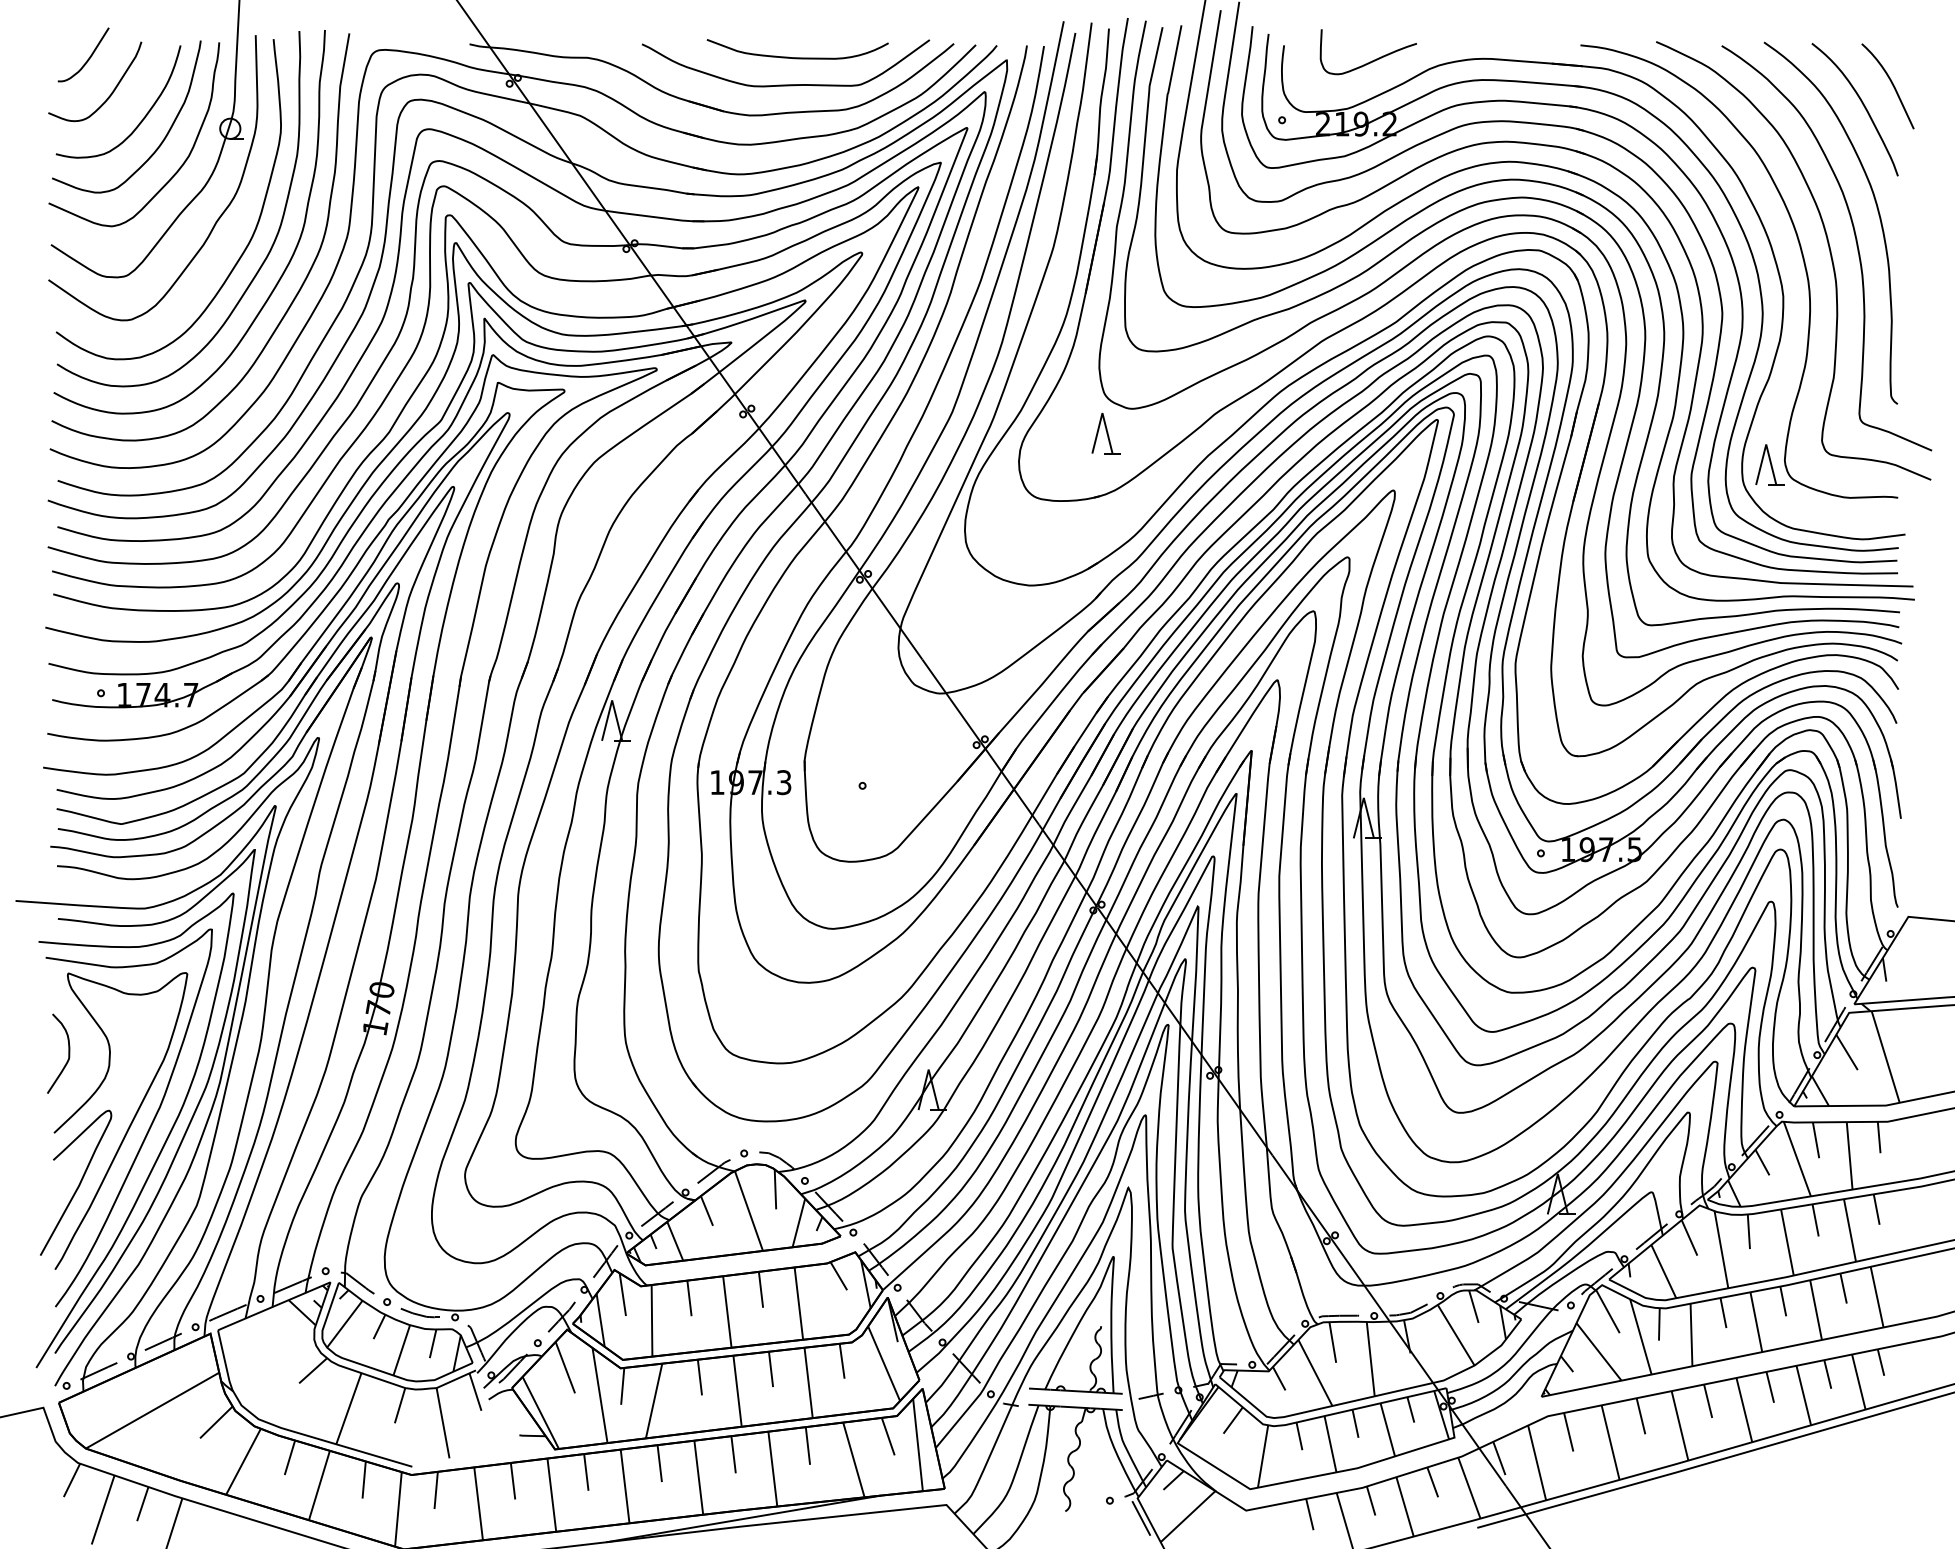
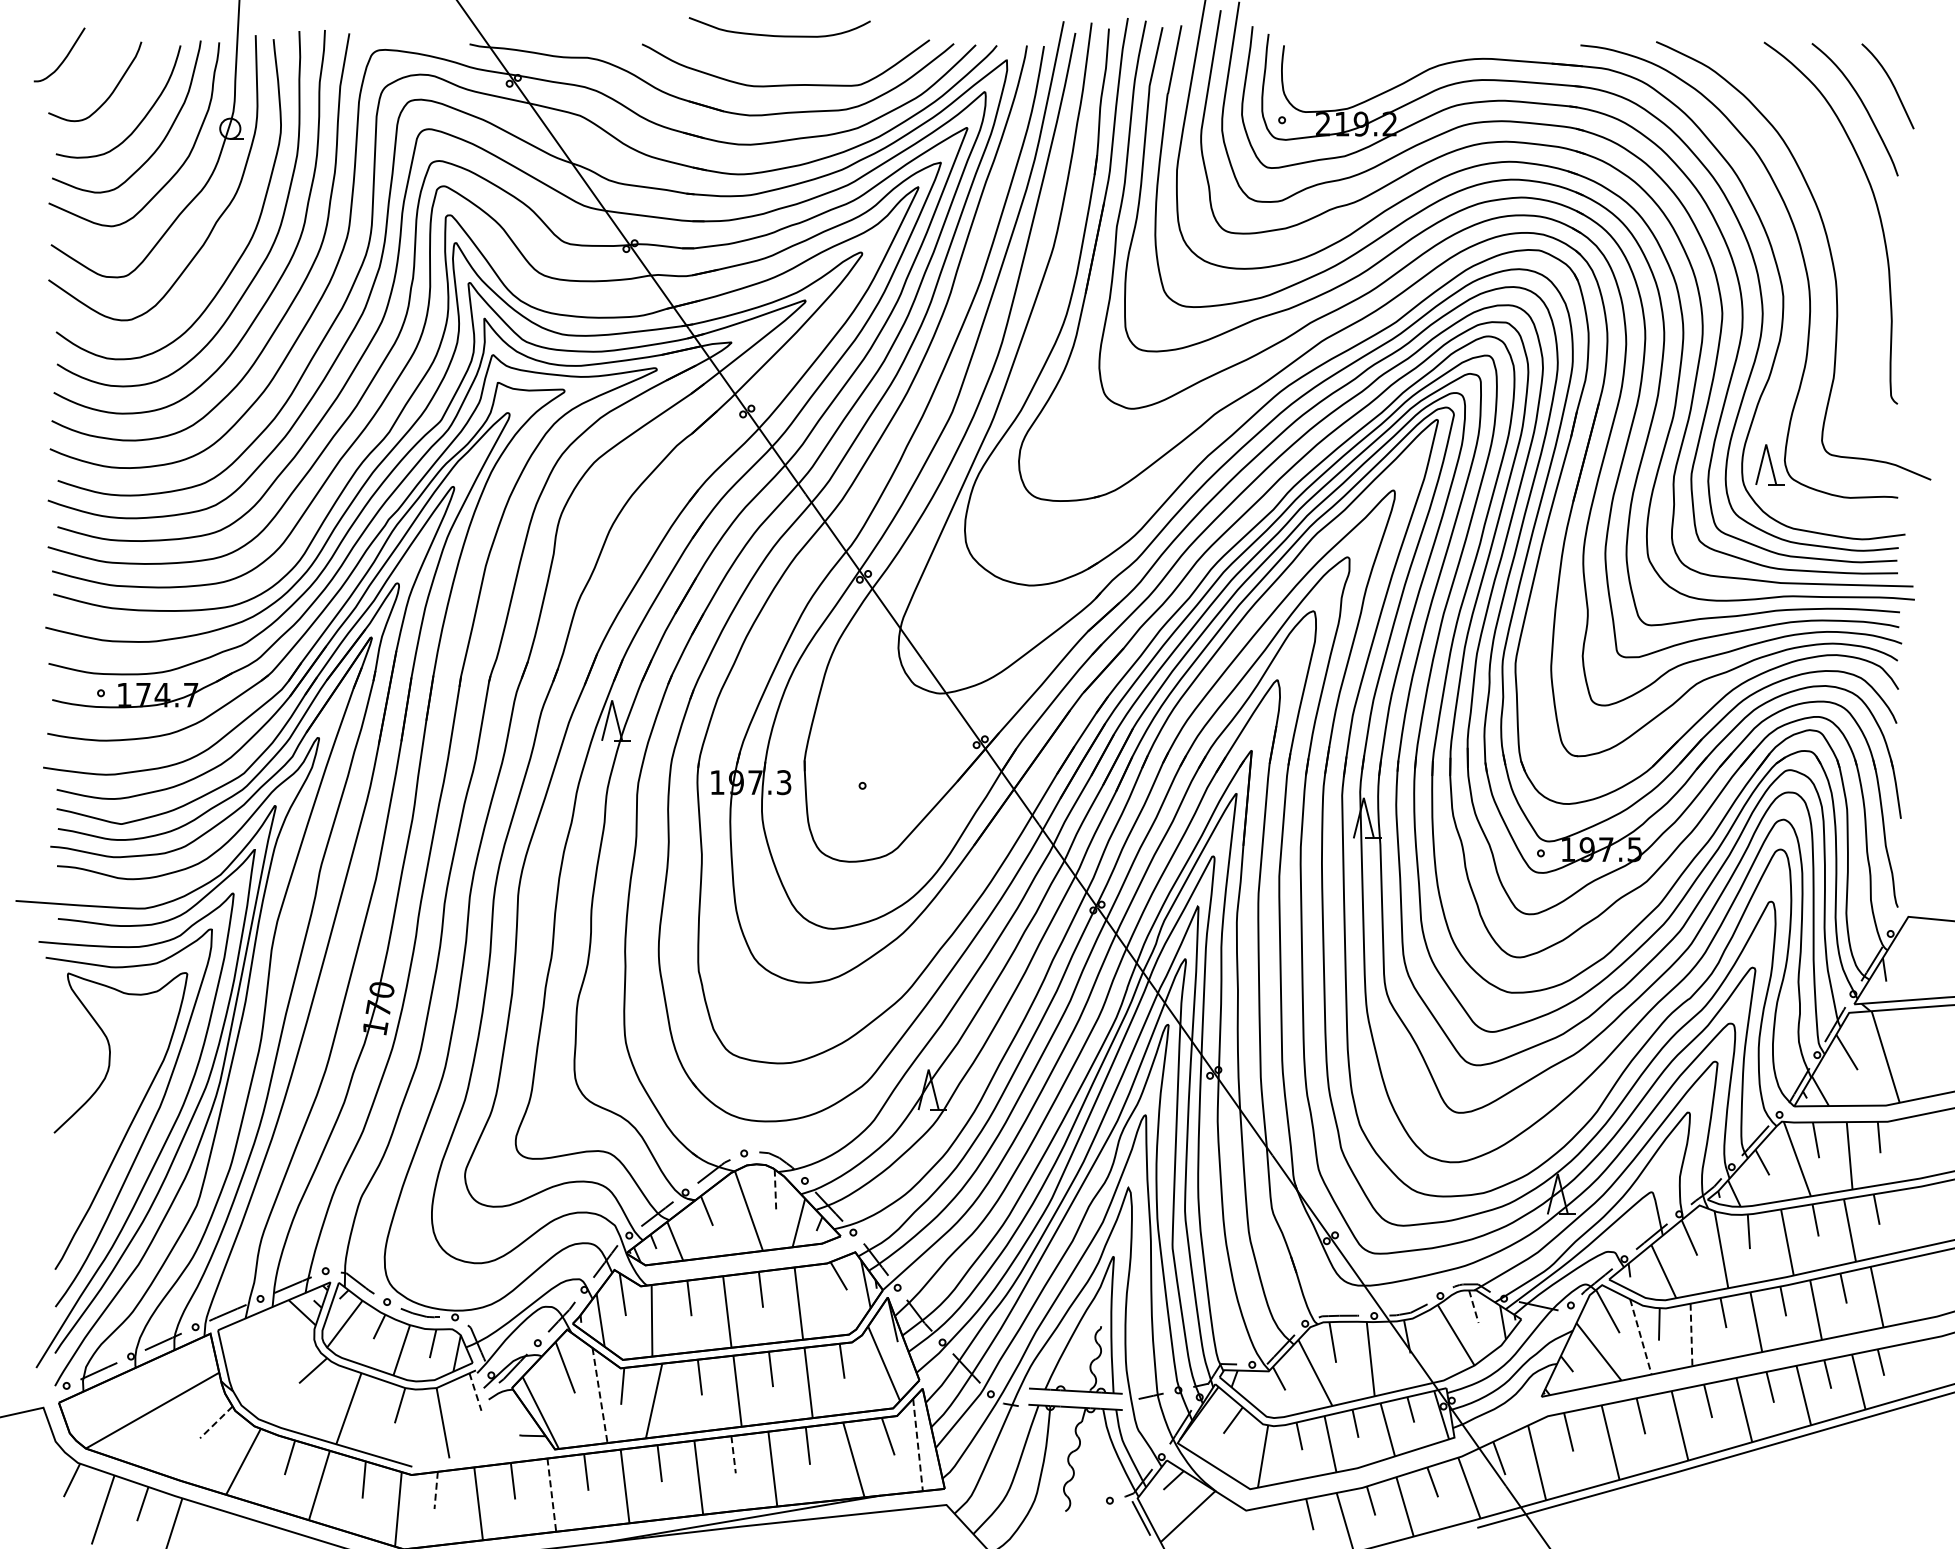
curve position: (89, 56) -> (65, 56) (65, 56)
curve position: (797, 57) -> (779, 35) (779, 35)
curve: present -> none (1369, 61)
curve: present -> none (1855, 241)
part: present -> none (1105, 433)
curve: present -> none (68, 1053)
curve: present -> none (78, 1184)
line: solid -> dashed (775, 1189)
line: solid -> dashed (1473, 1306)
line: solid -> dashed (1691, 1335)
line: solid -> dashed (1641, 1337)
line: solid -> dashed (475, 1392)
line: solid -> dashed (600, 1396)
line: solid -> dashed (216, 1422)
line: solid -> dashed (918, 1445)
line: solid -> dashed (733, 1454)
line: solid -> dashed (436, 1490)
line: solid -> dashed (551, 1495)
